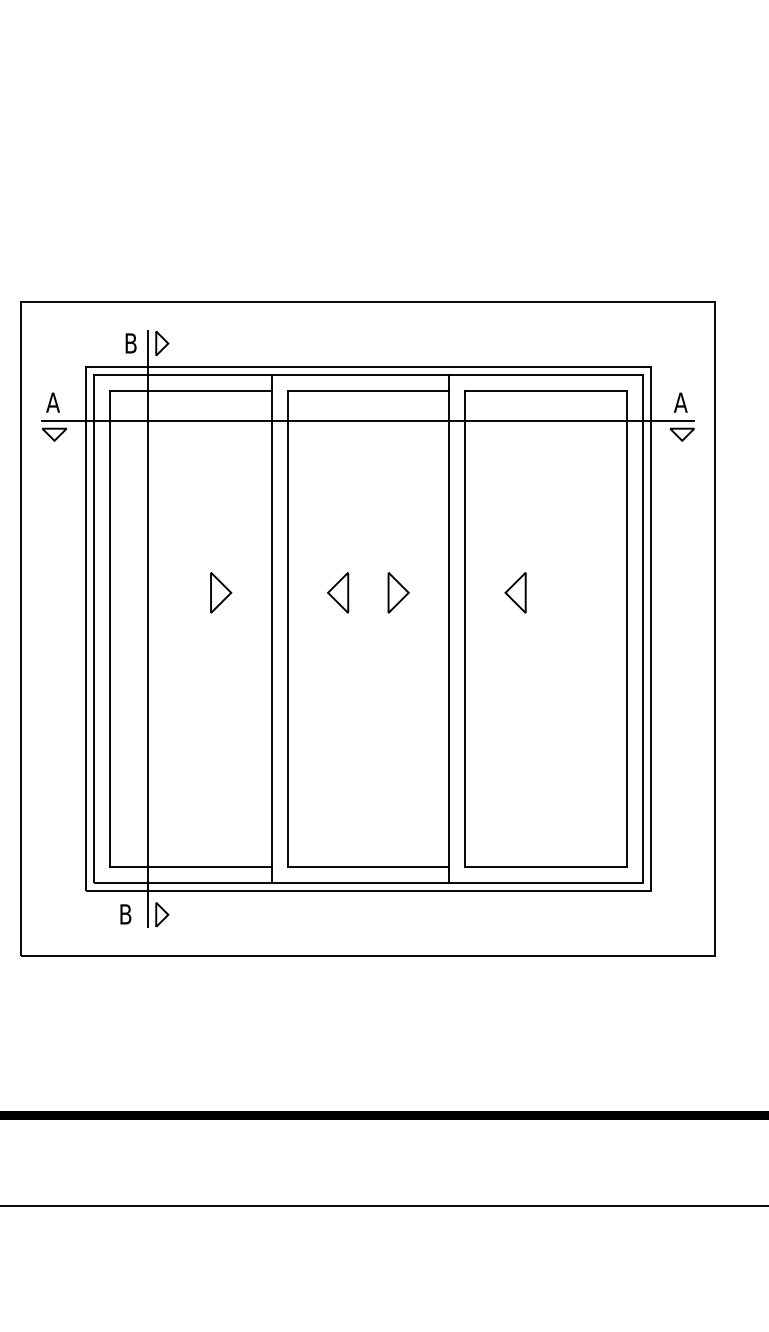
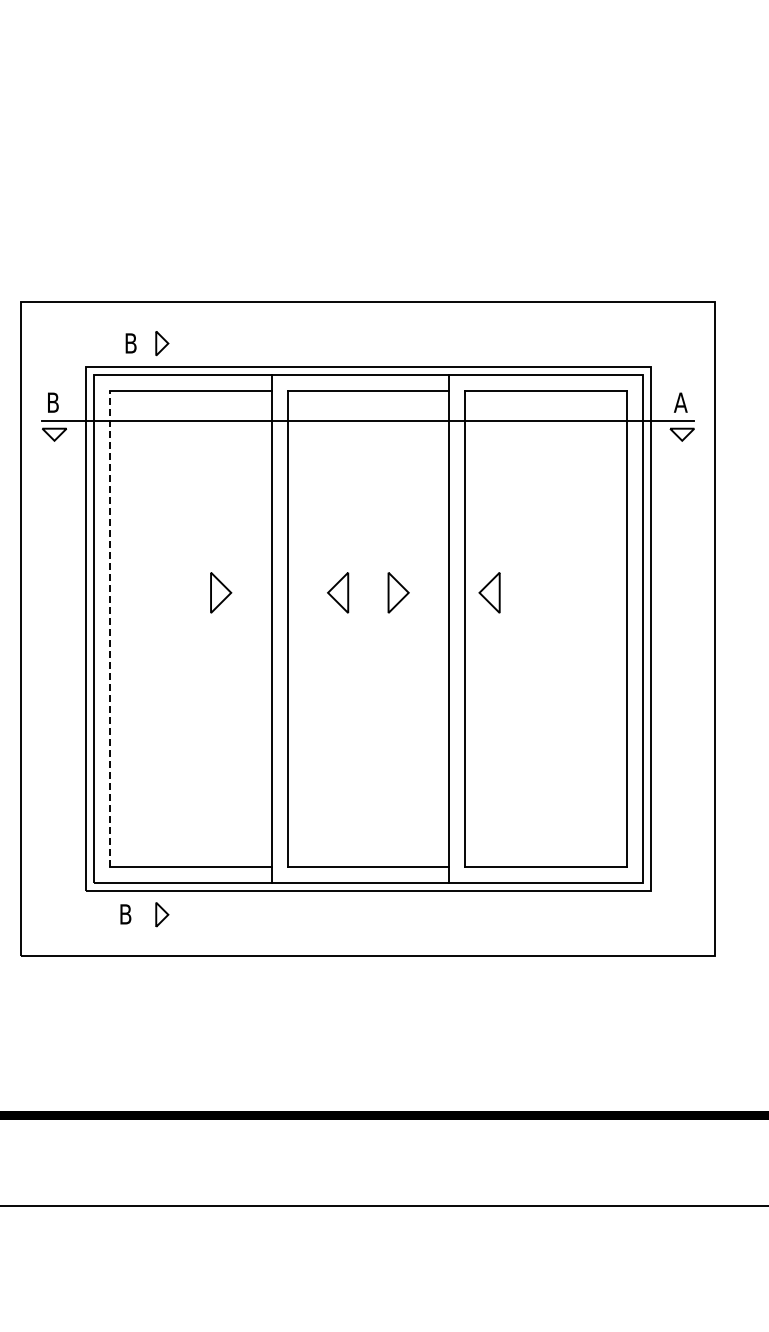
text: A -> B (52, 402)
part position: (515, 592) -> (489, 592) (489, 592)
line: solid -> dashed (110, 628)
line: present -> none (148, 628)
